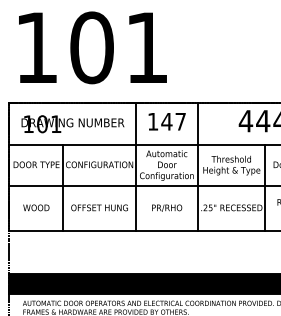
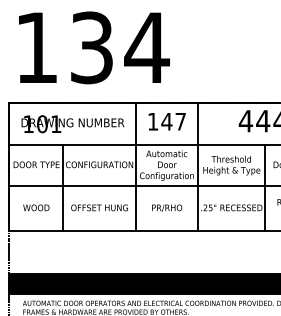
text: 101 -> 134 (119, 47)
